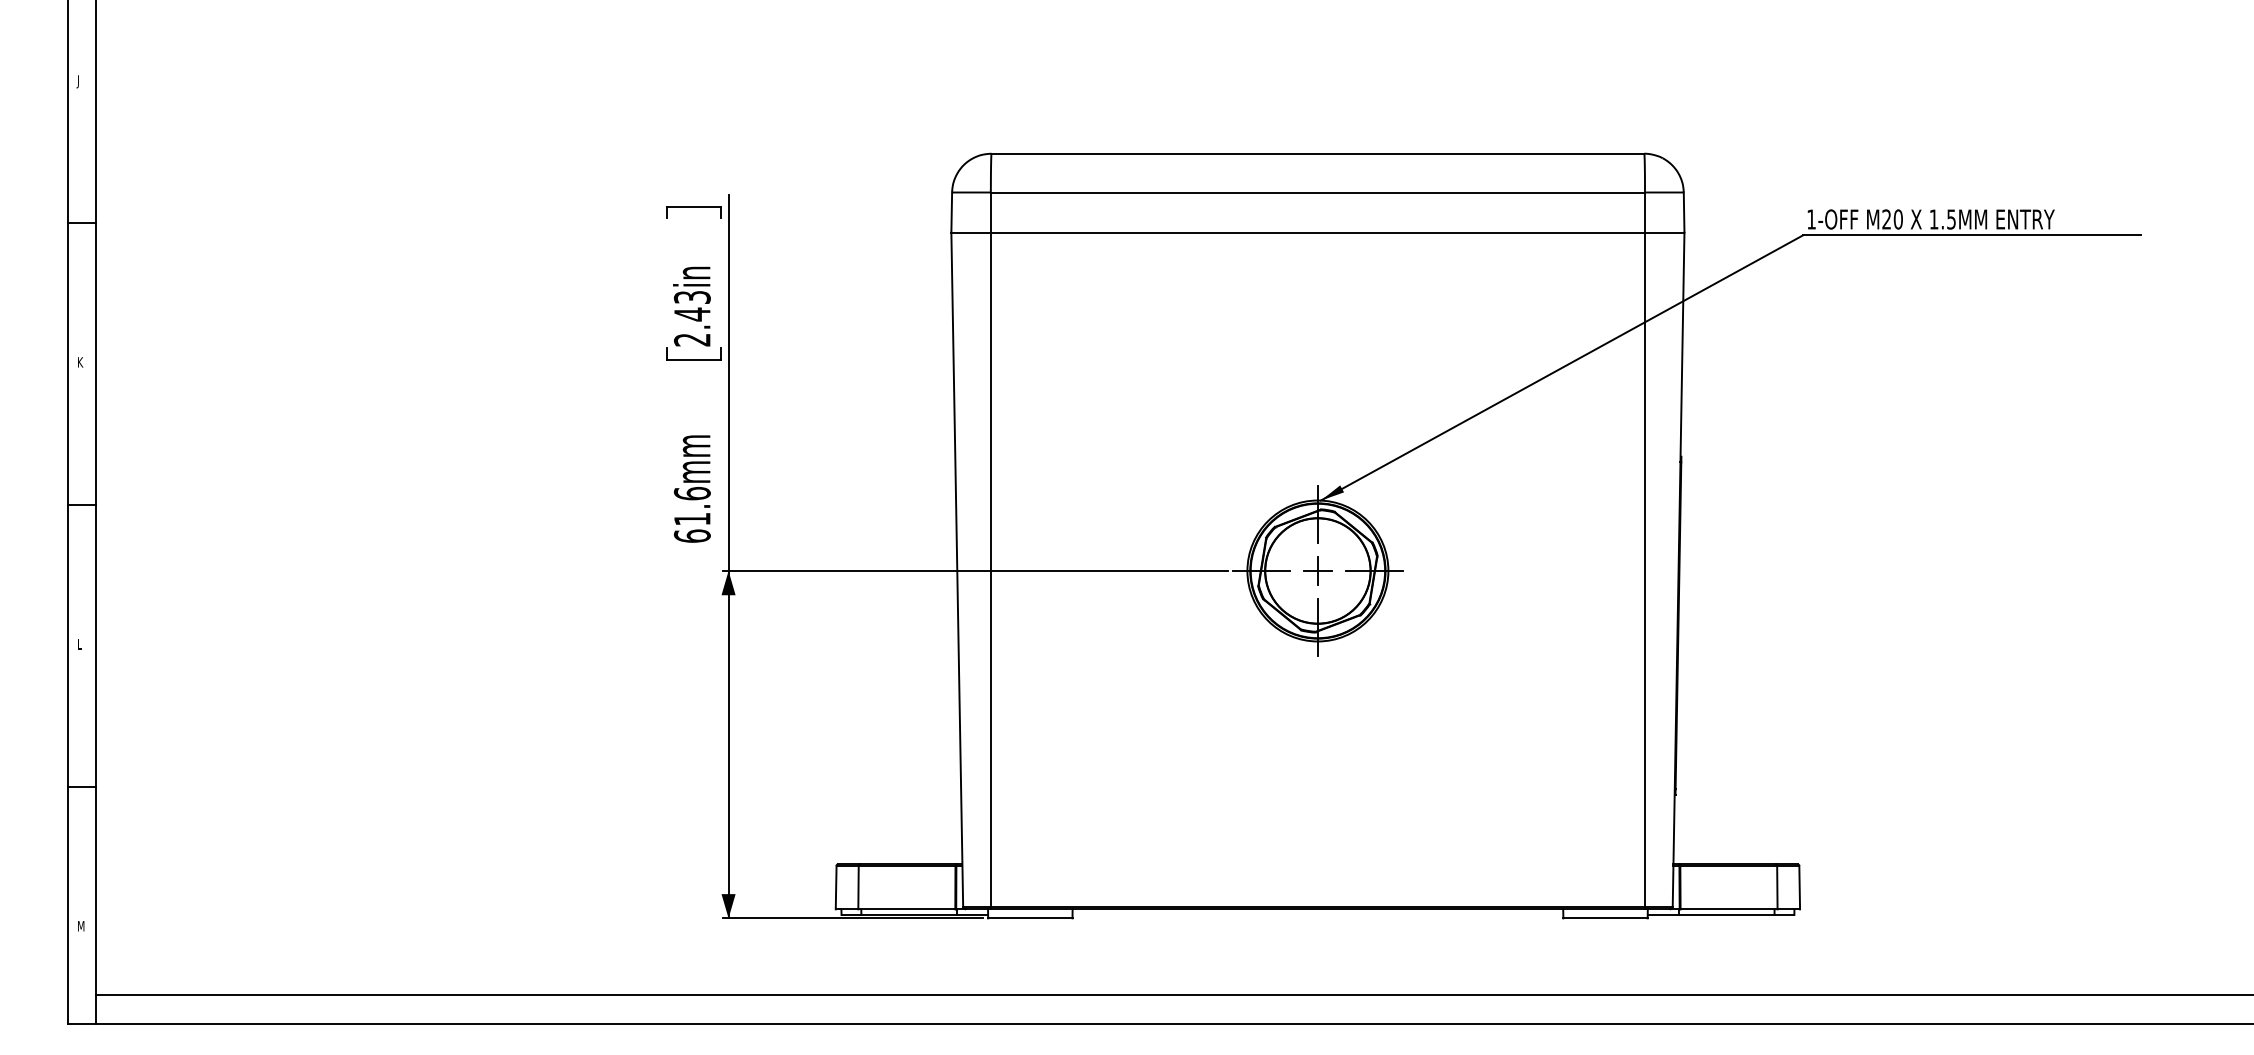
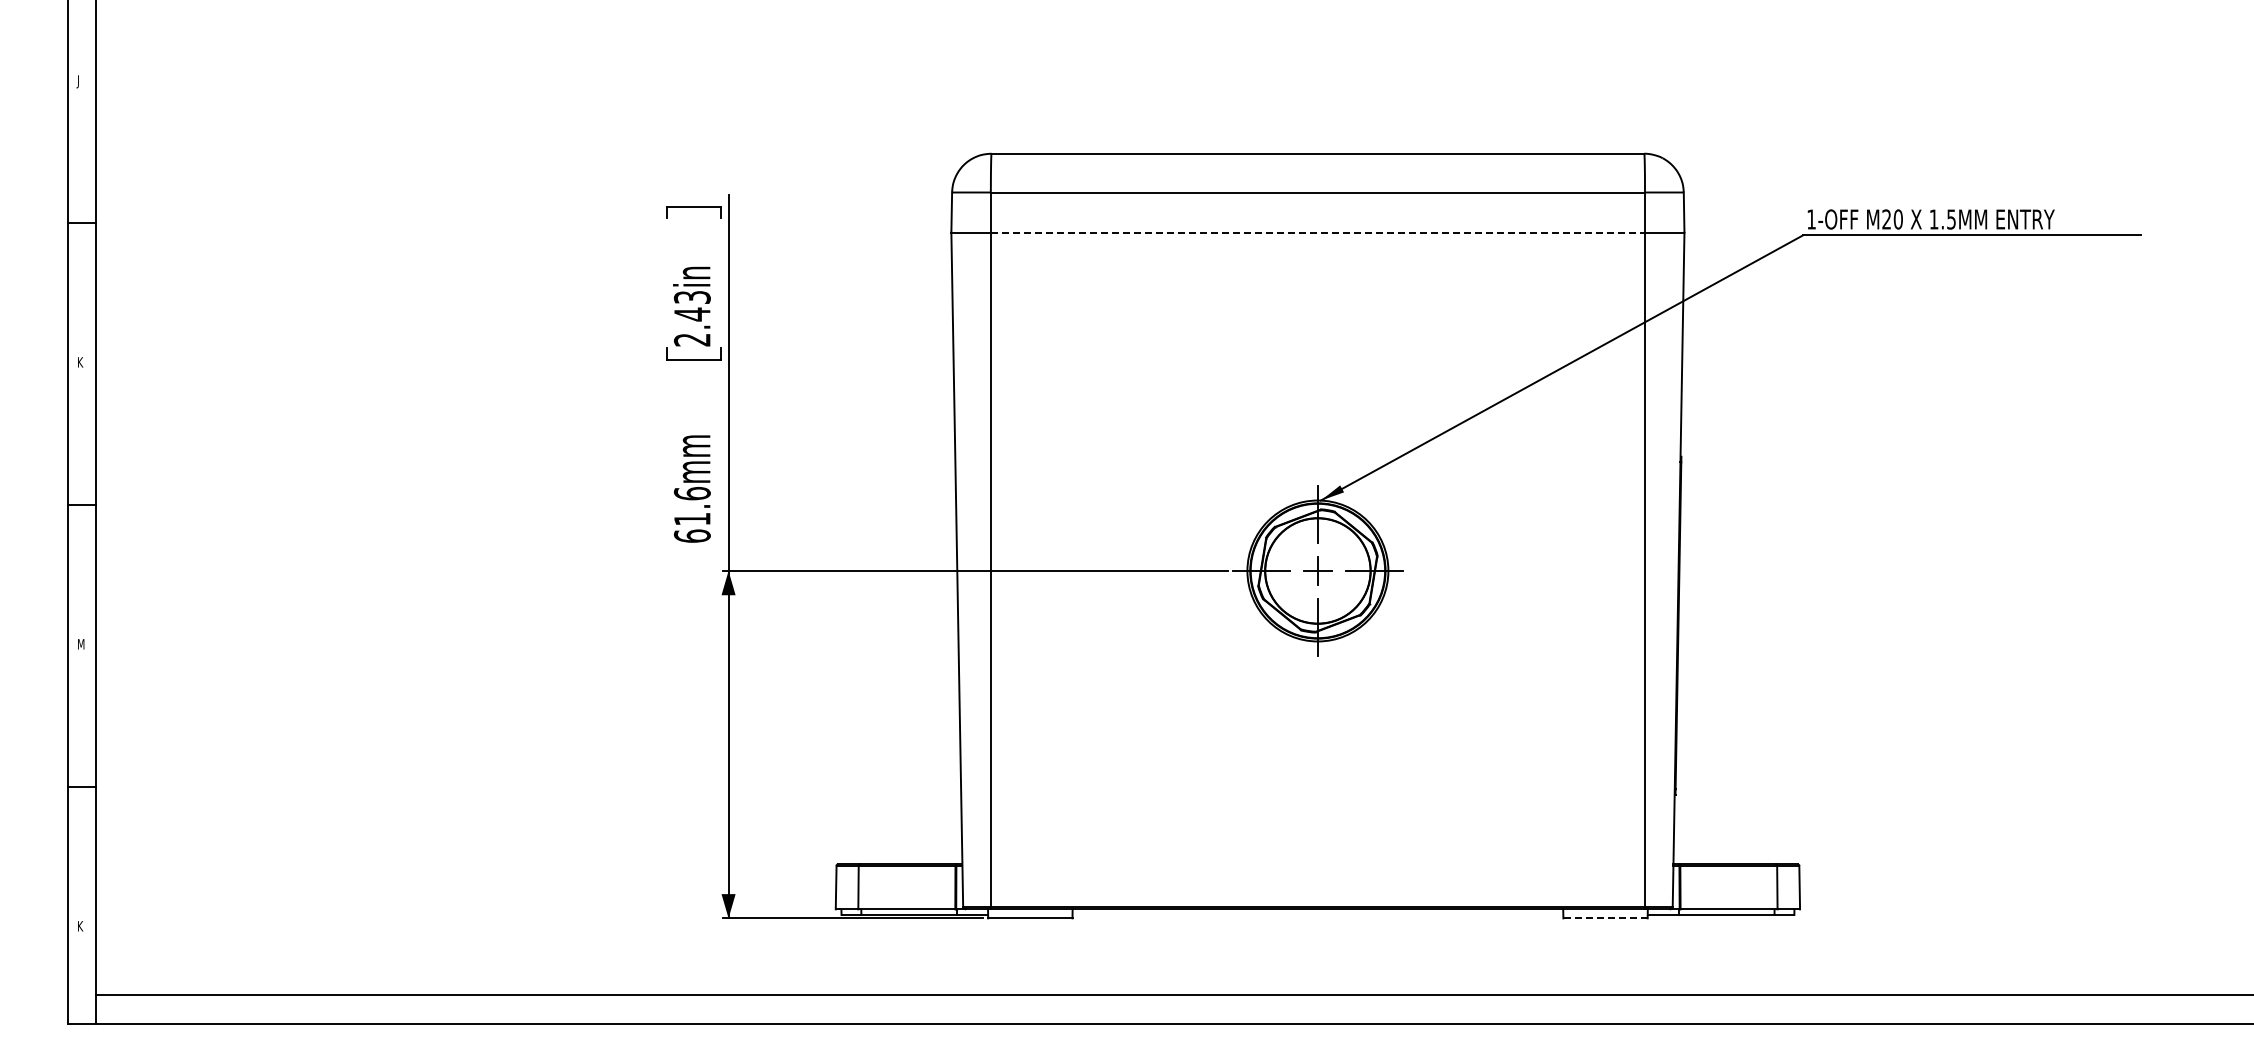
line: solid -> dashed (1318, 232)
text: L -> M (81, 644)
line: solid -> dashed (1605, 918)
text: M -> K (81, 926)
